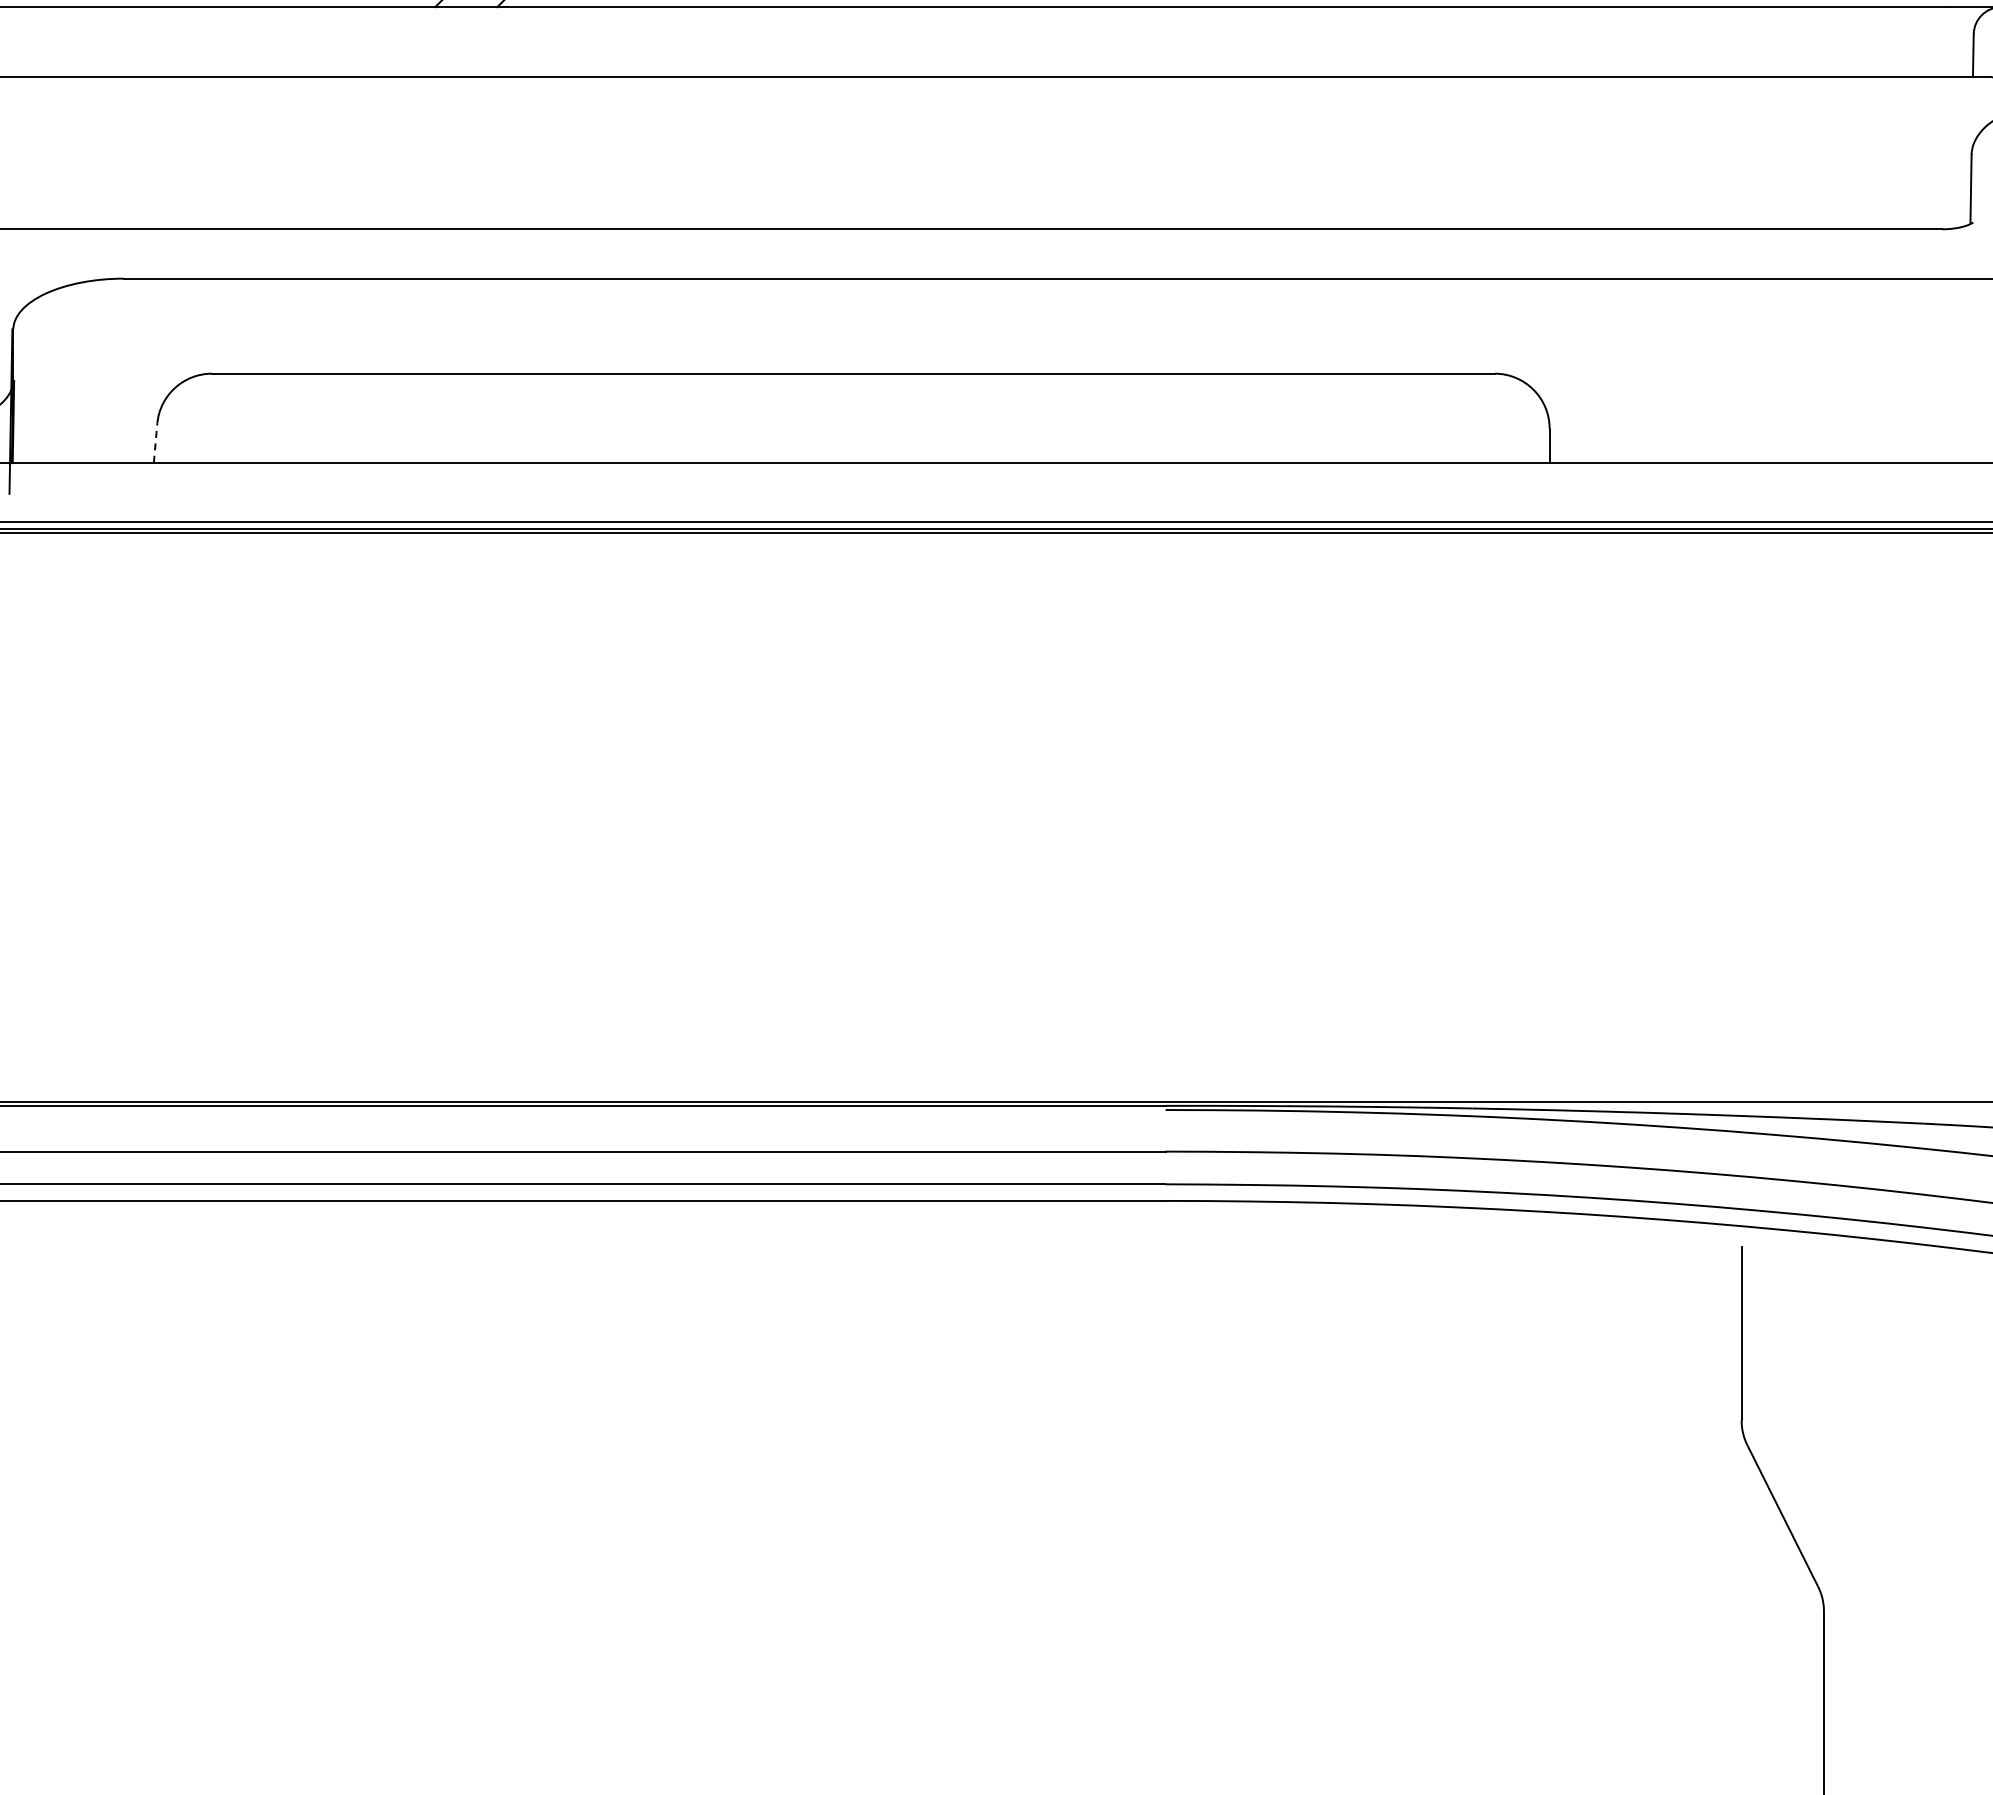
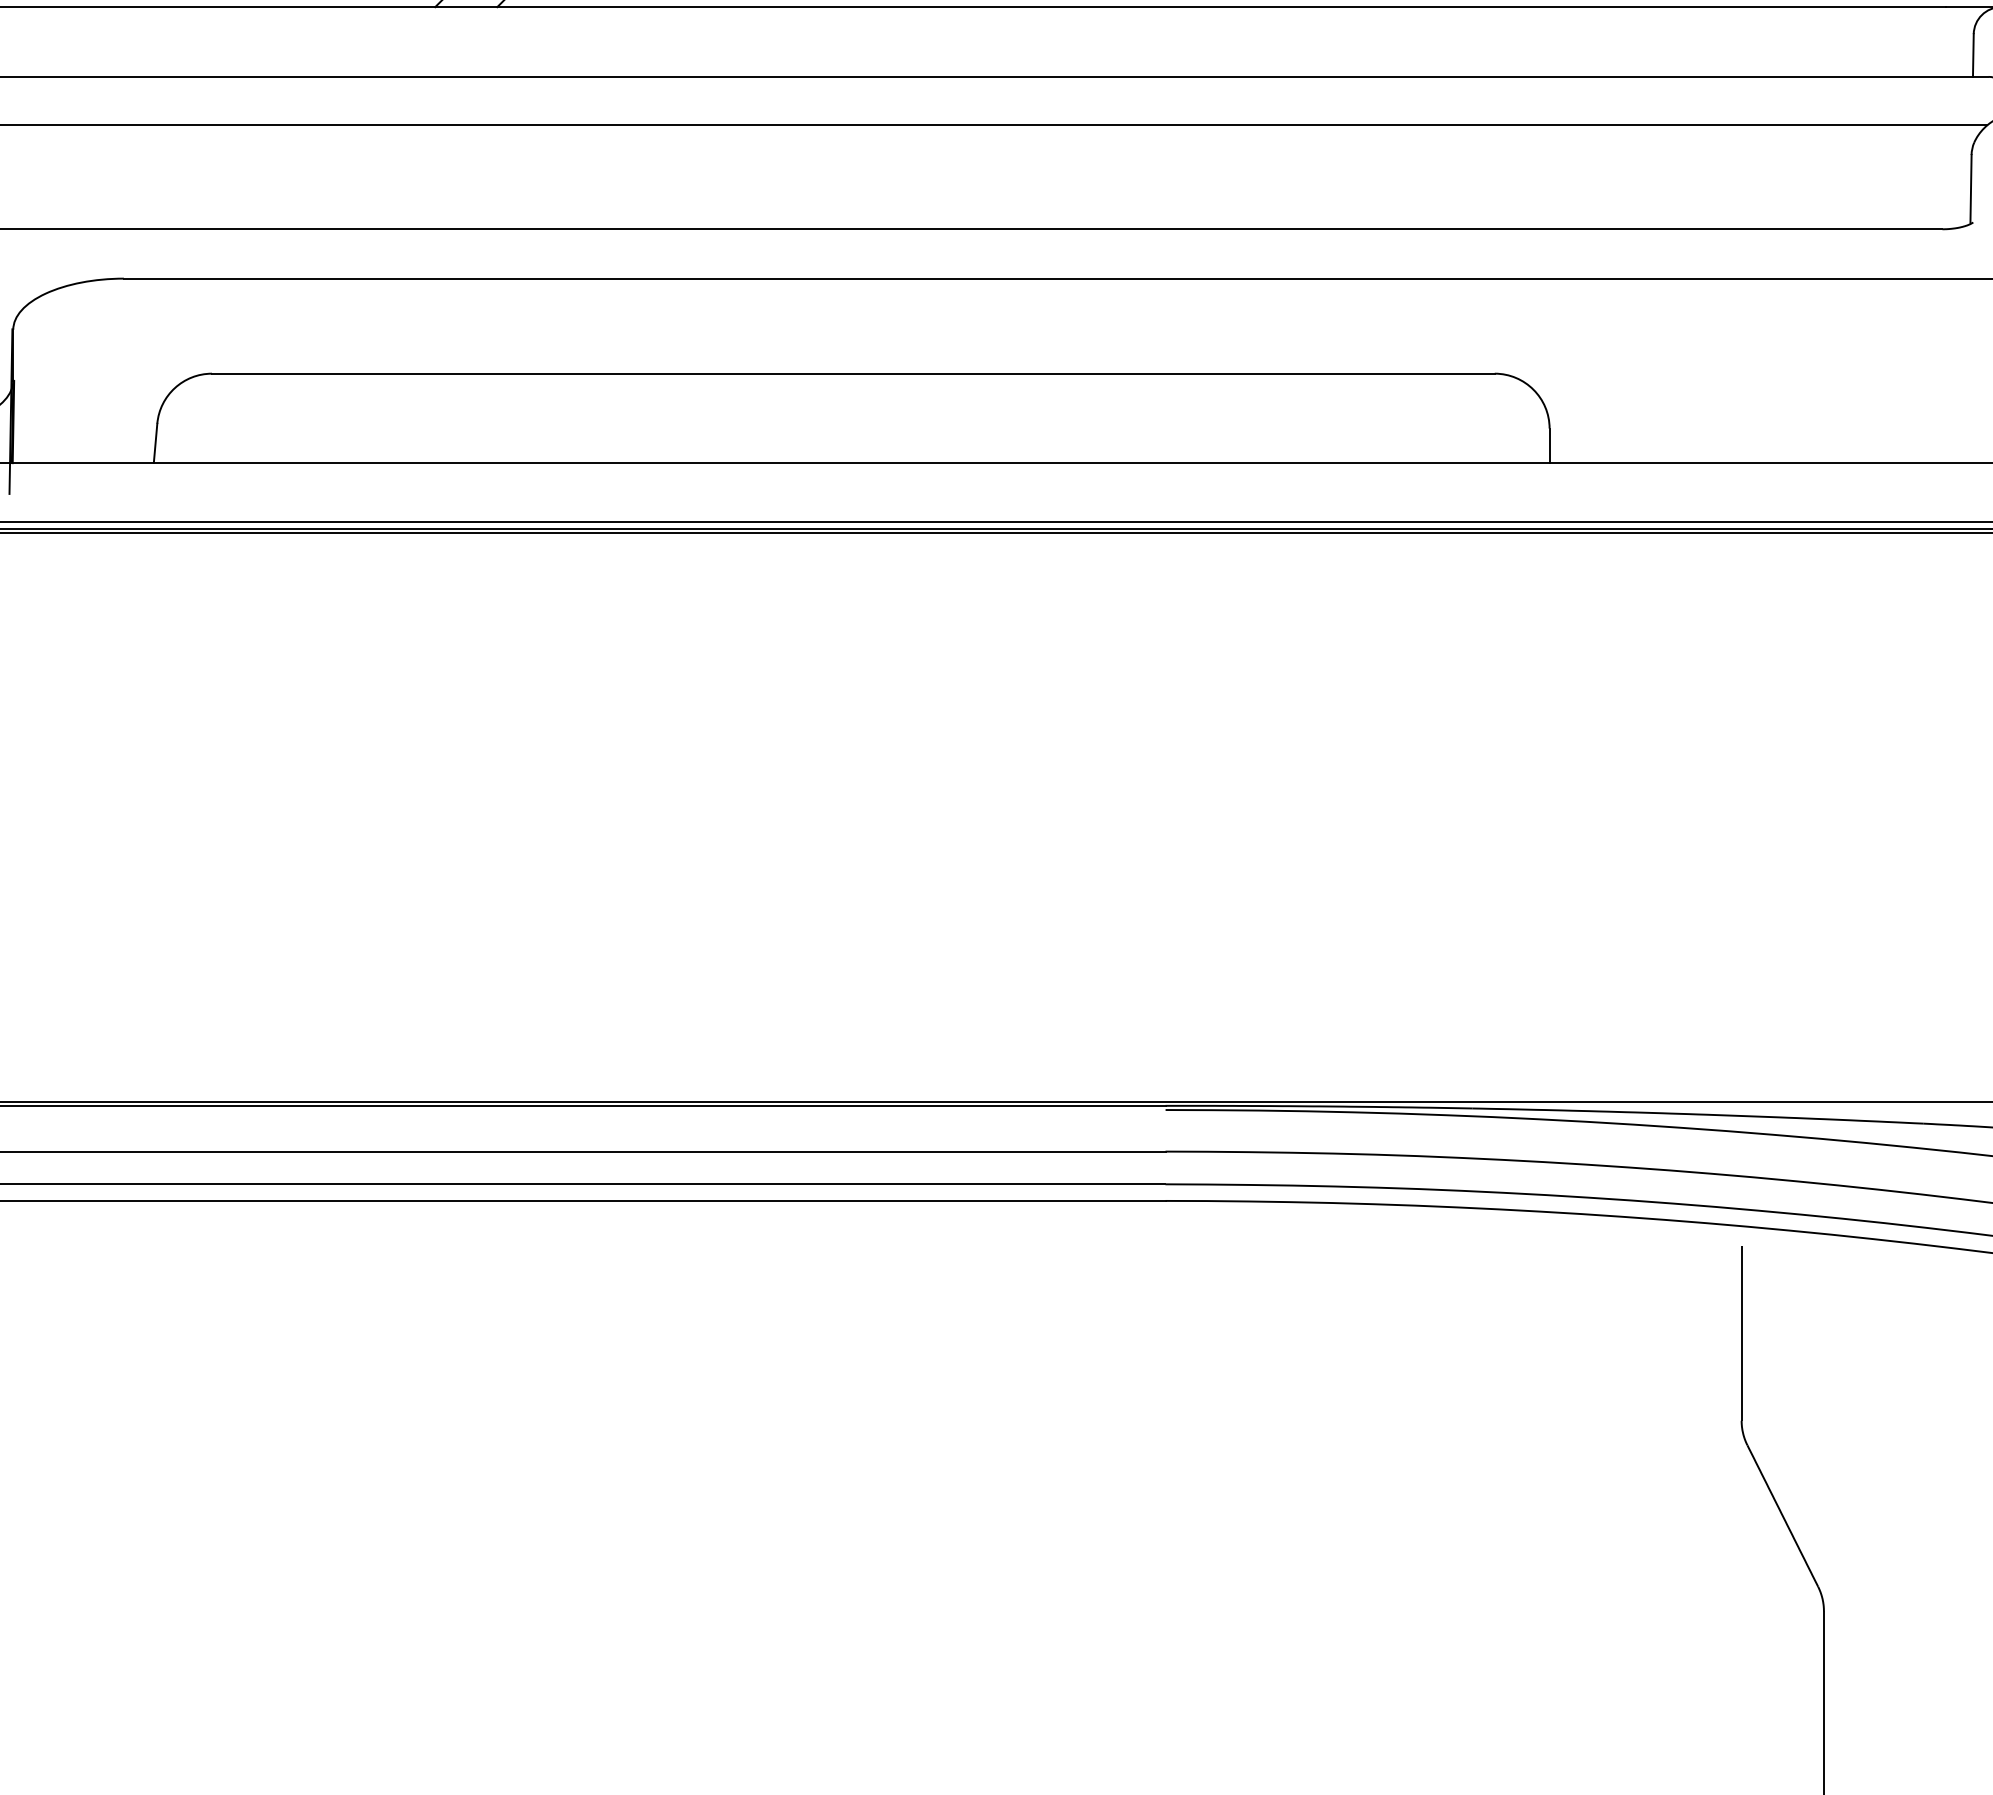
line: none -> present (994, 125)
line: dashed -> solid (155, 443)
